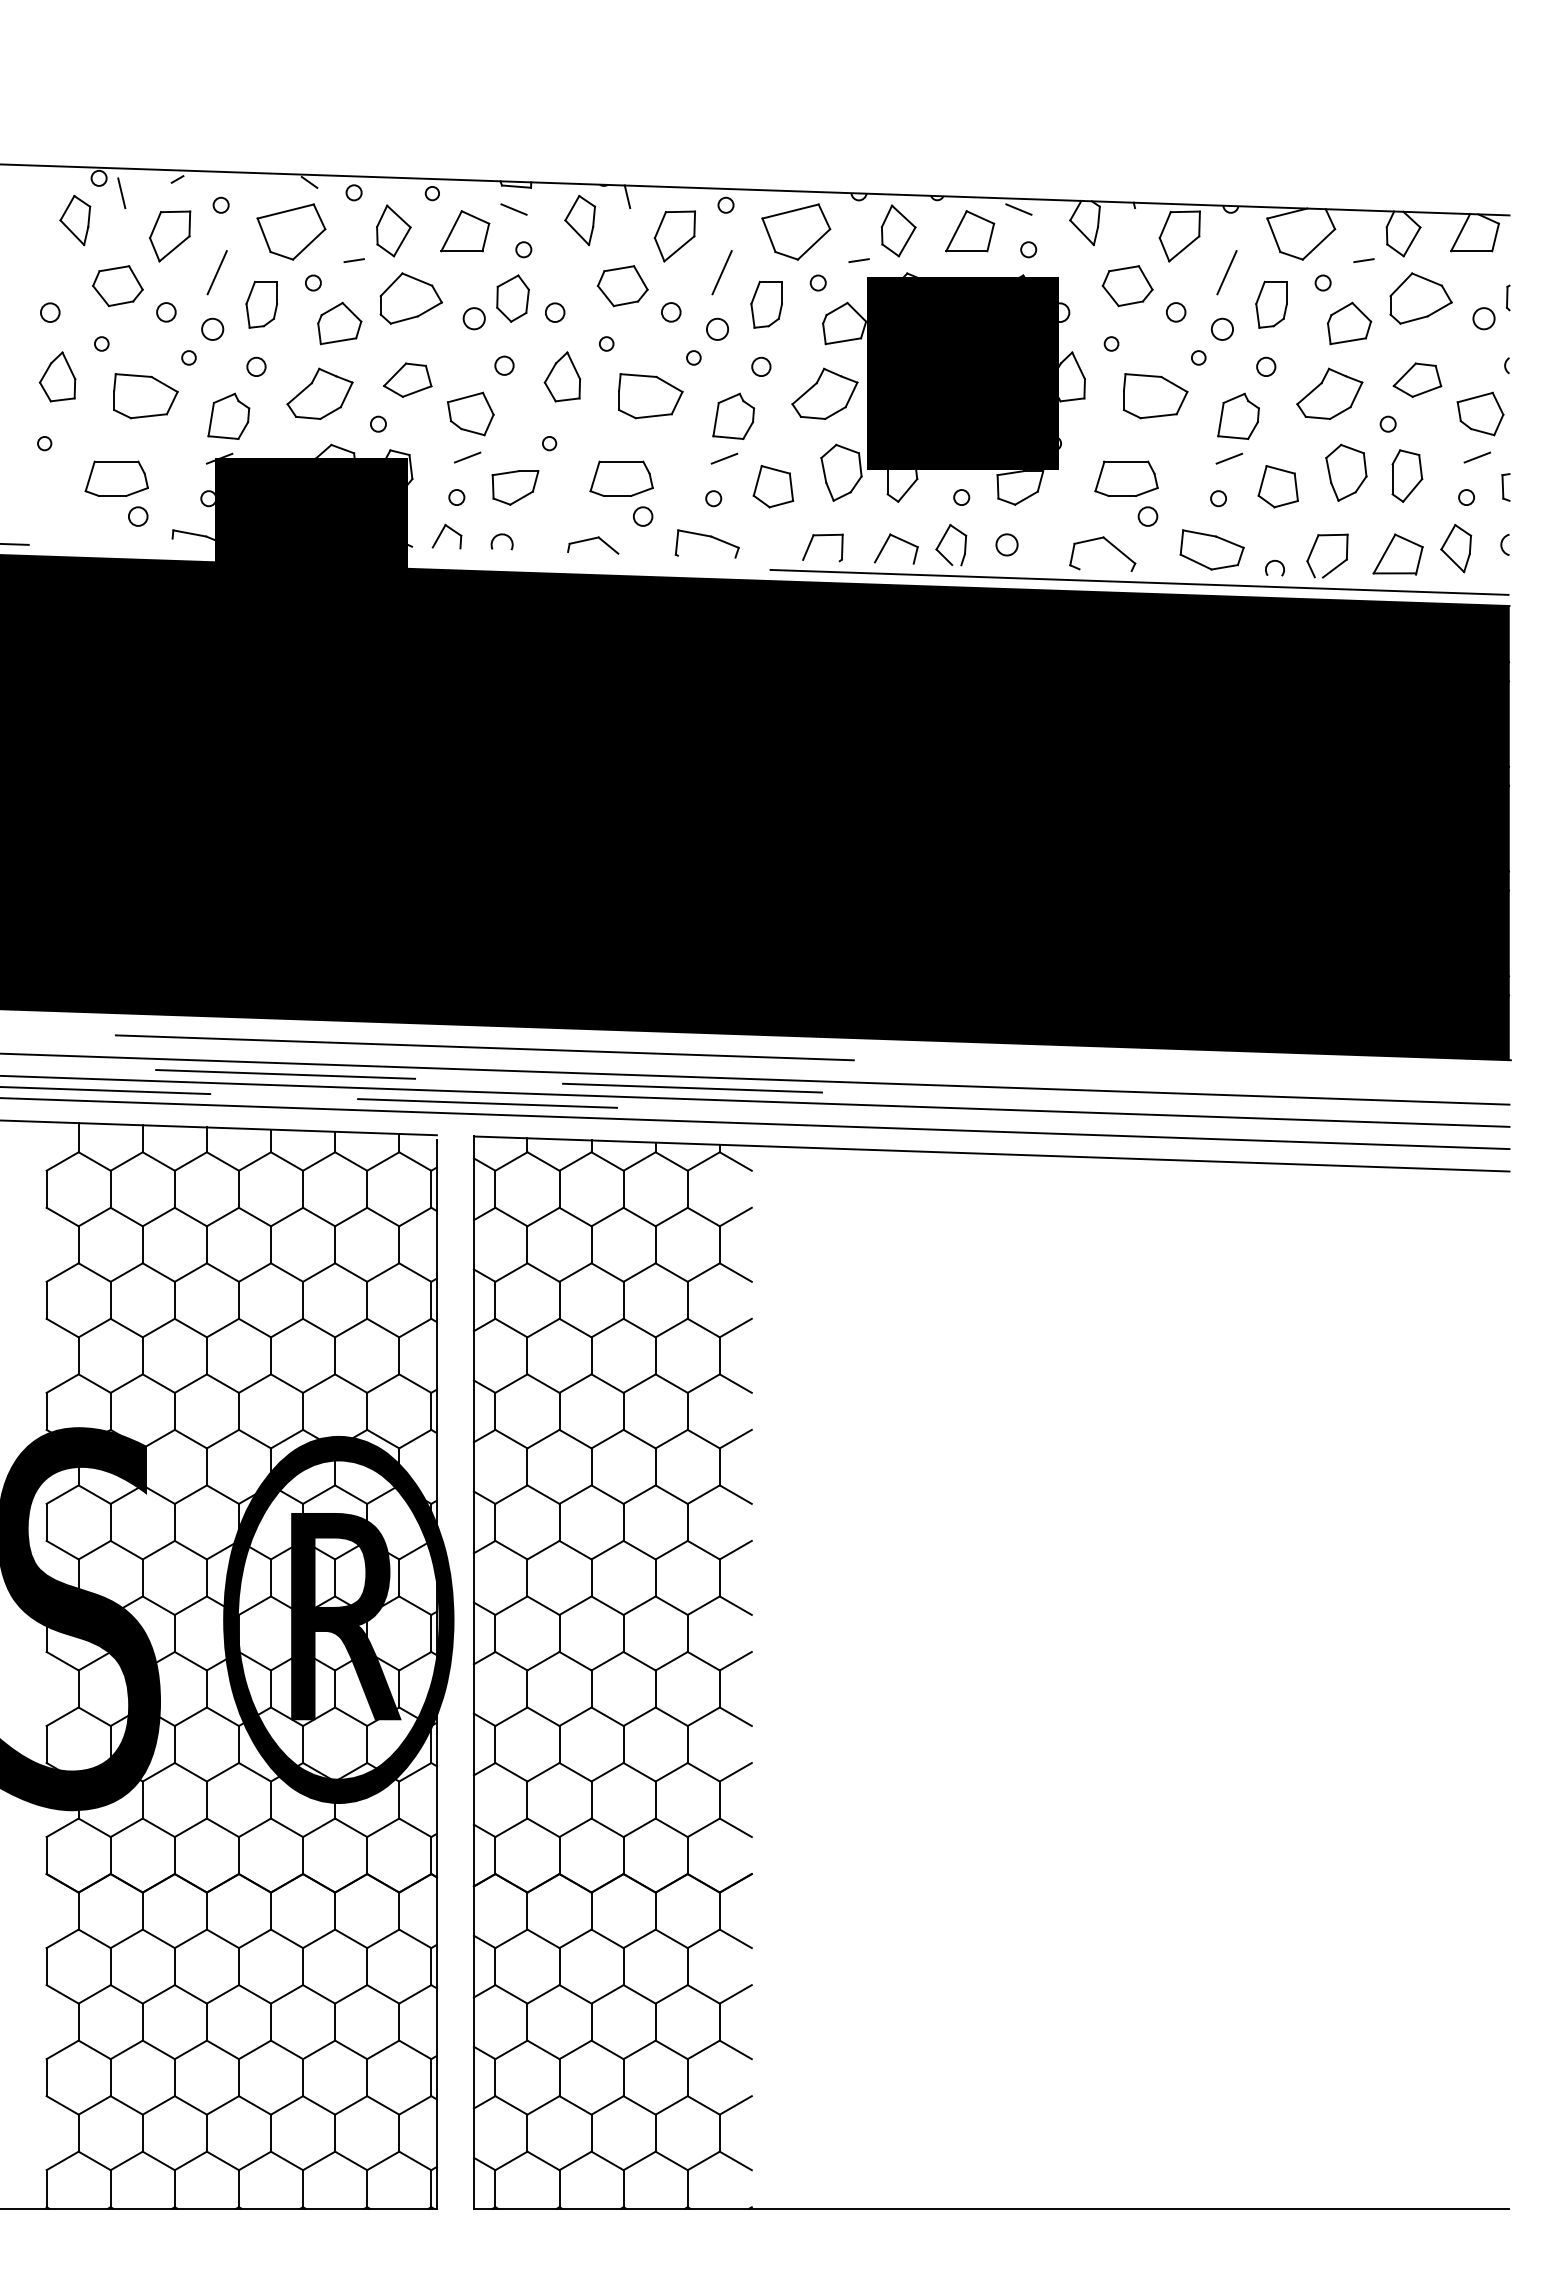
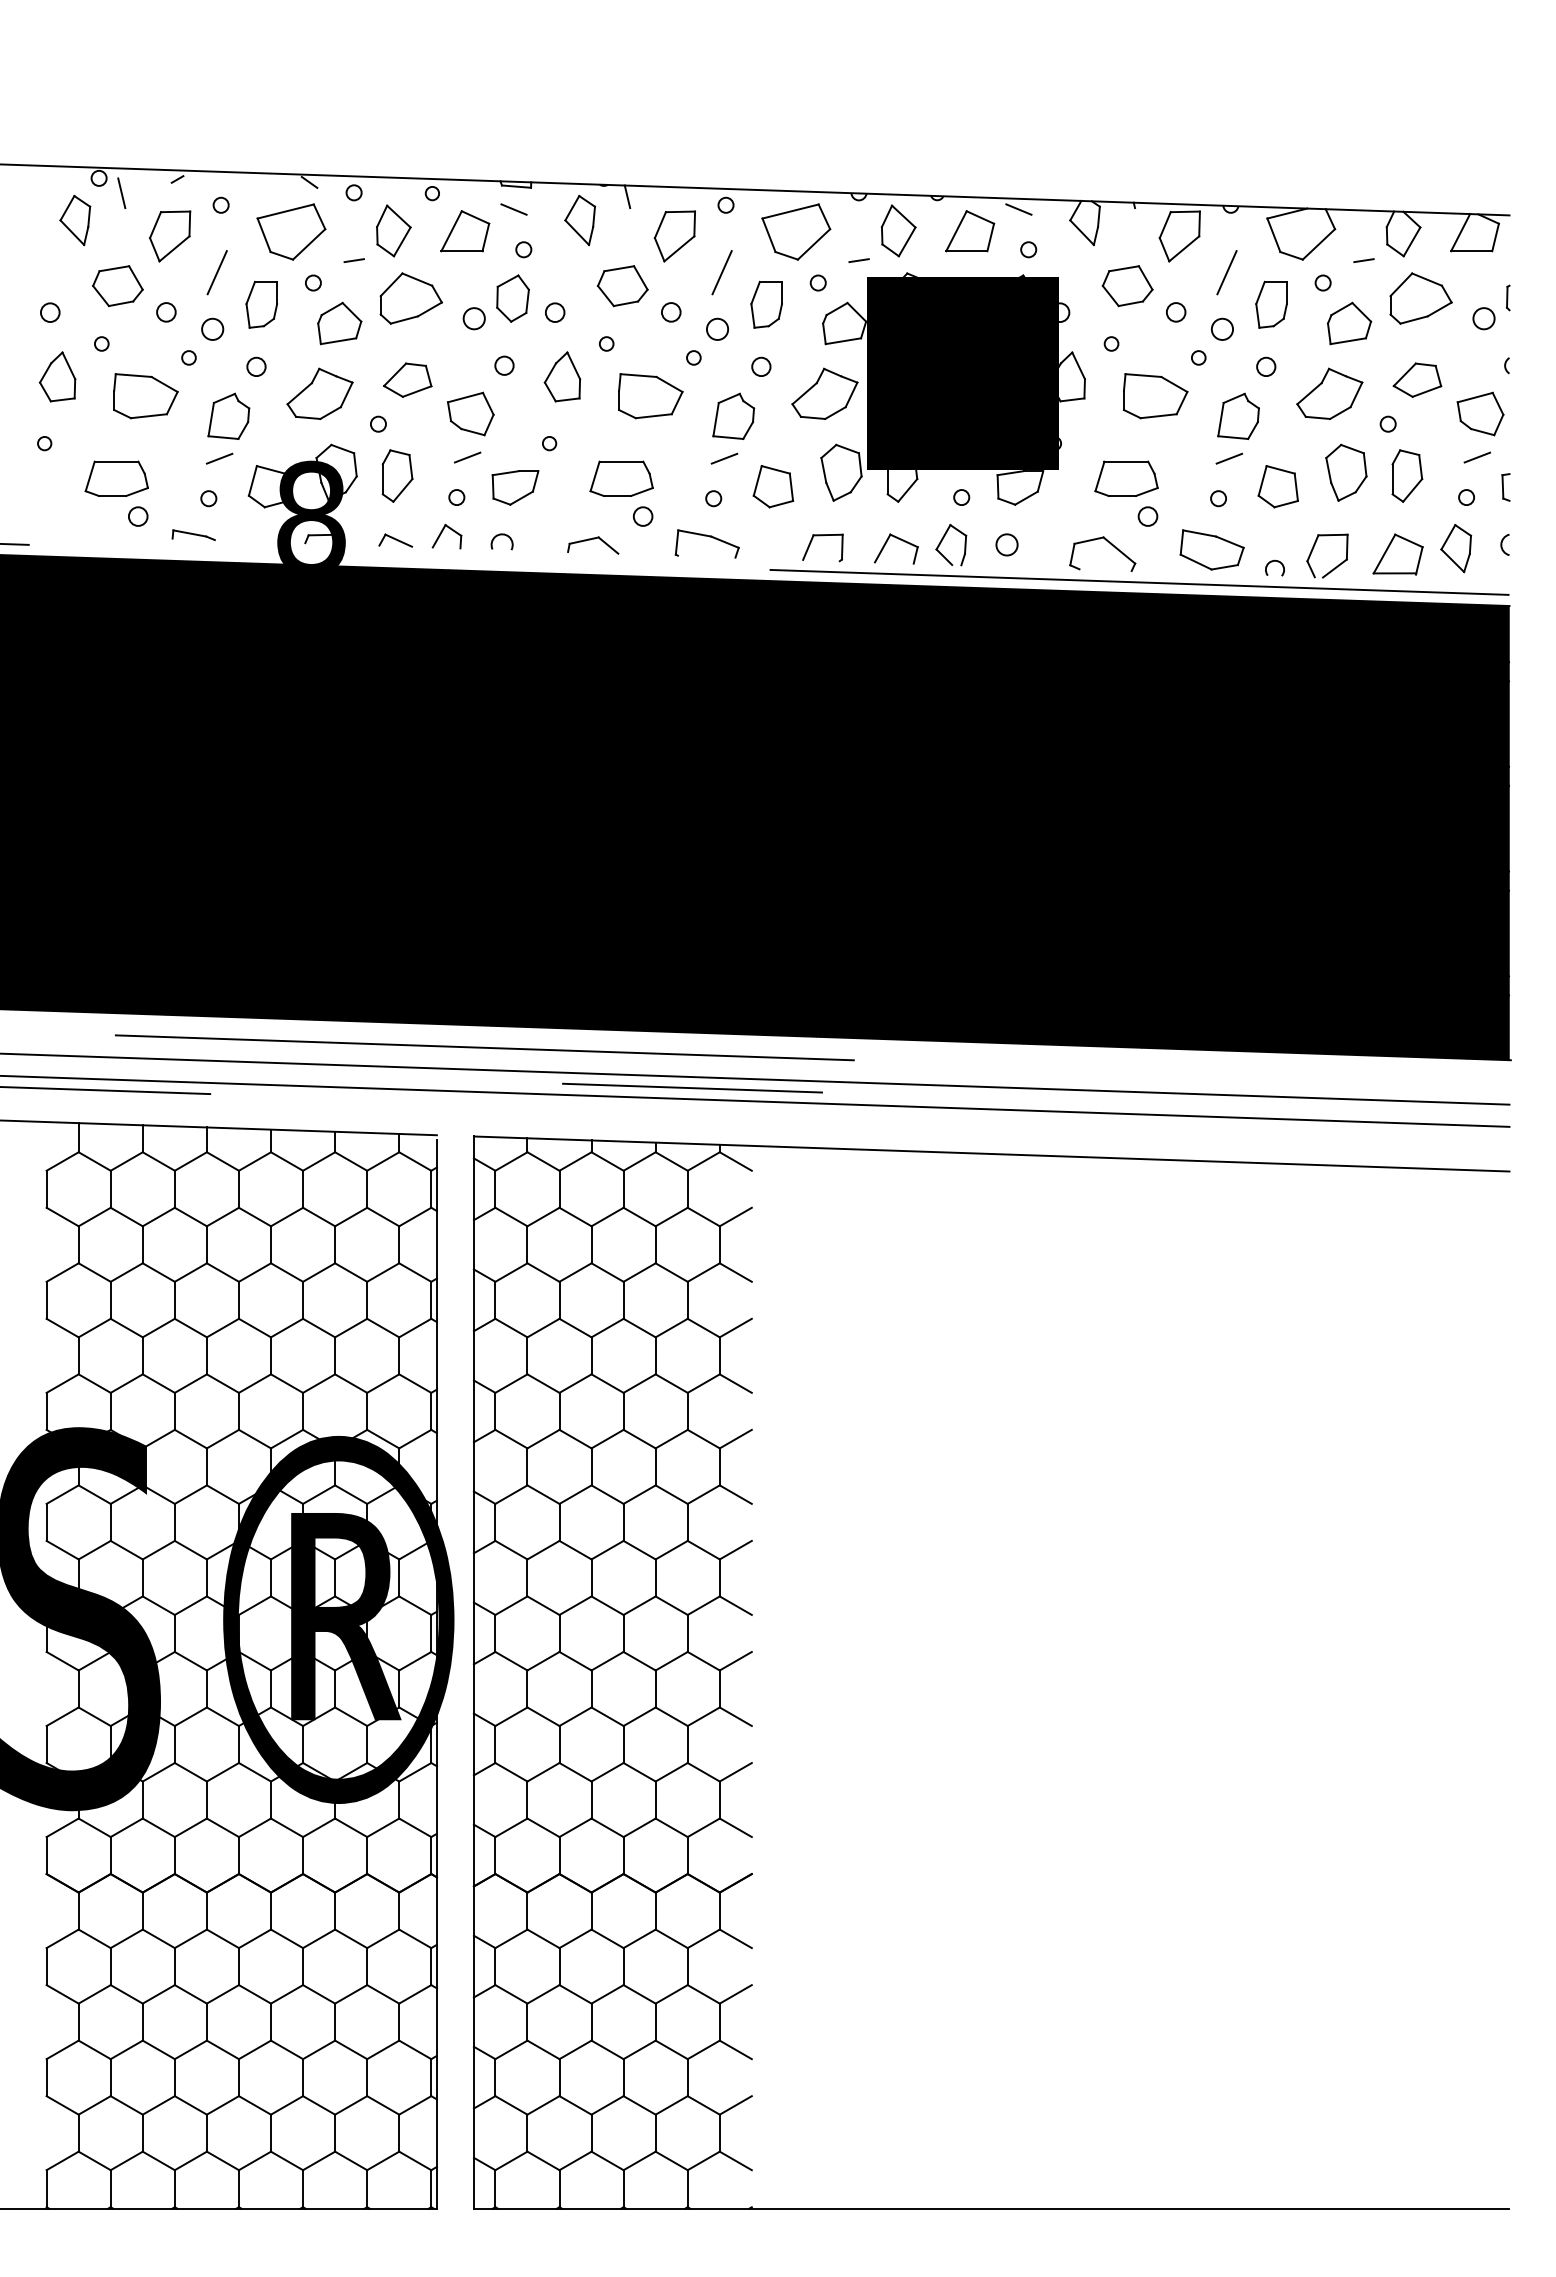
fill: present -> none (311, 554)
line: present -> none (285, 1074)
line: present -> none (487, 1103)
line: present -> none (755, 1123)
